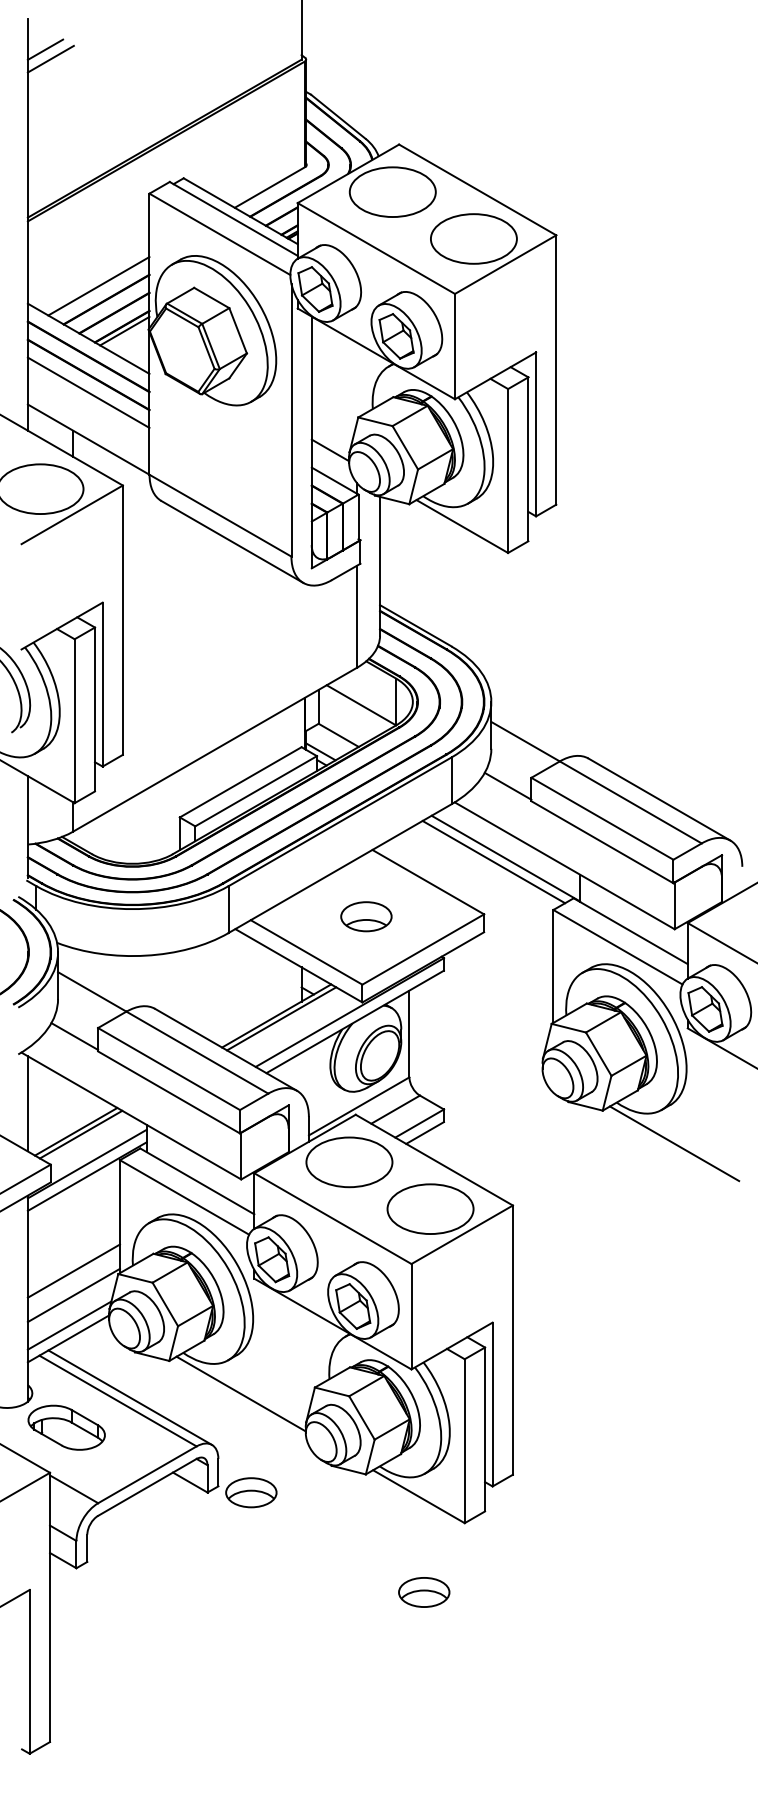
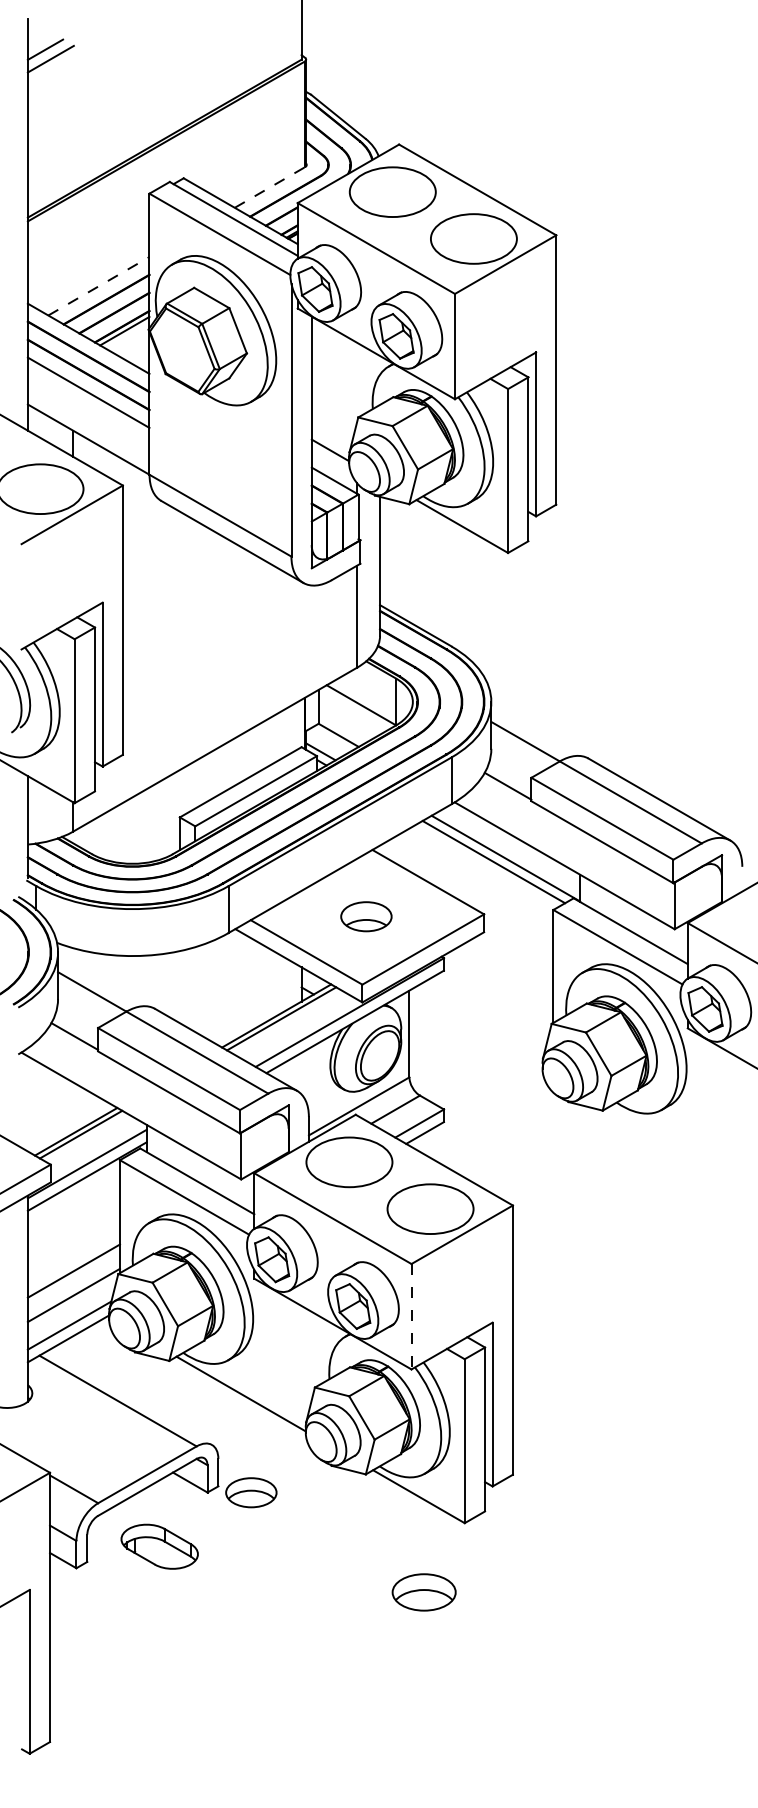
line: solid -> dashed (270, 187)
line: solid -> dashed (99, 286)
line: present -> none (27, 1103)
line: present -> none (674, 1143)
line: solid -> dashed (411, 1316)
line: present -> none (130, 1397)
part position: (66, 1427) -> (159, 1546) (159, 1546)
part size: 53x31 px -> 66x39 px (423, 1592)
